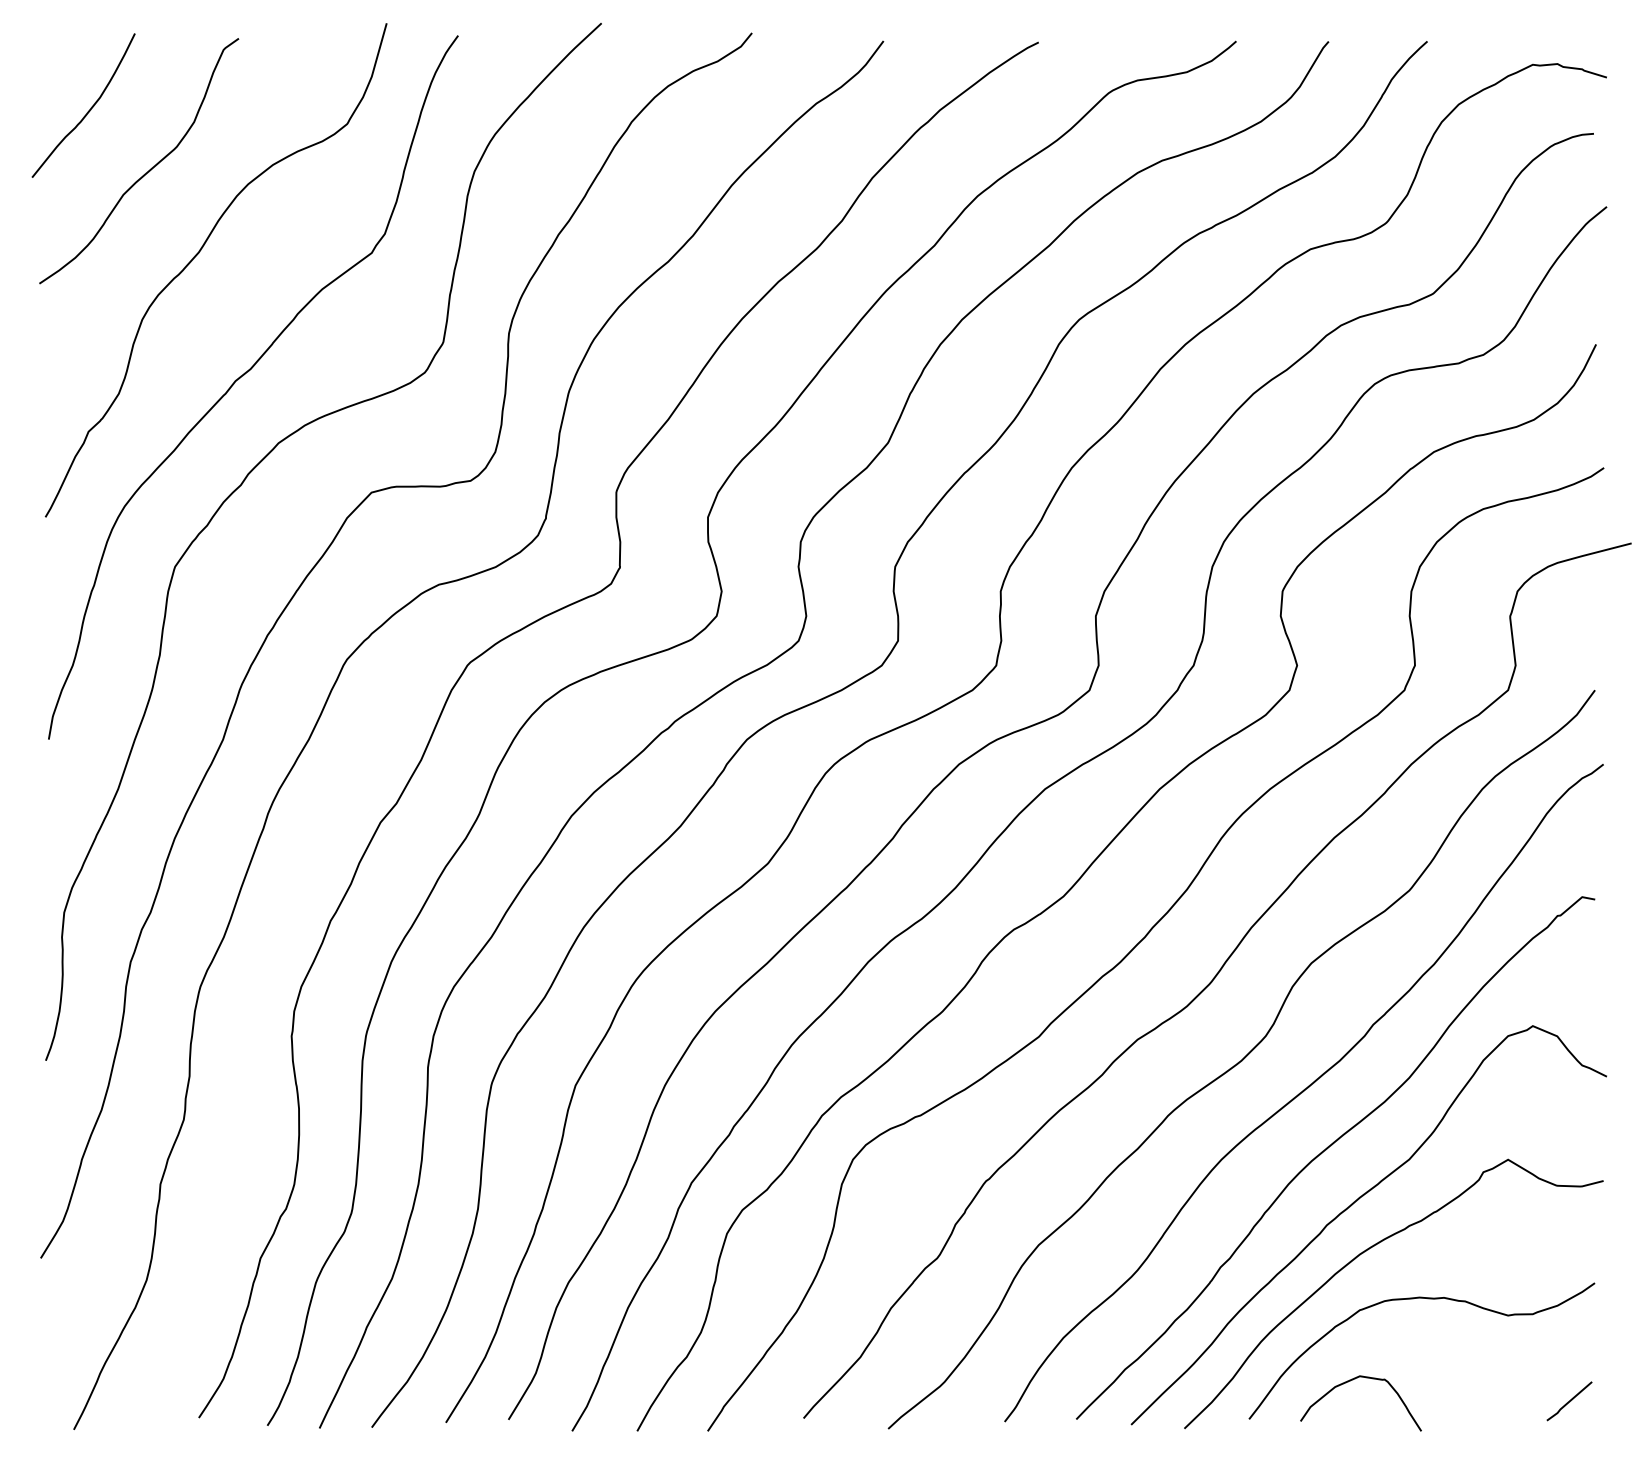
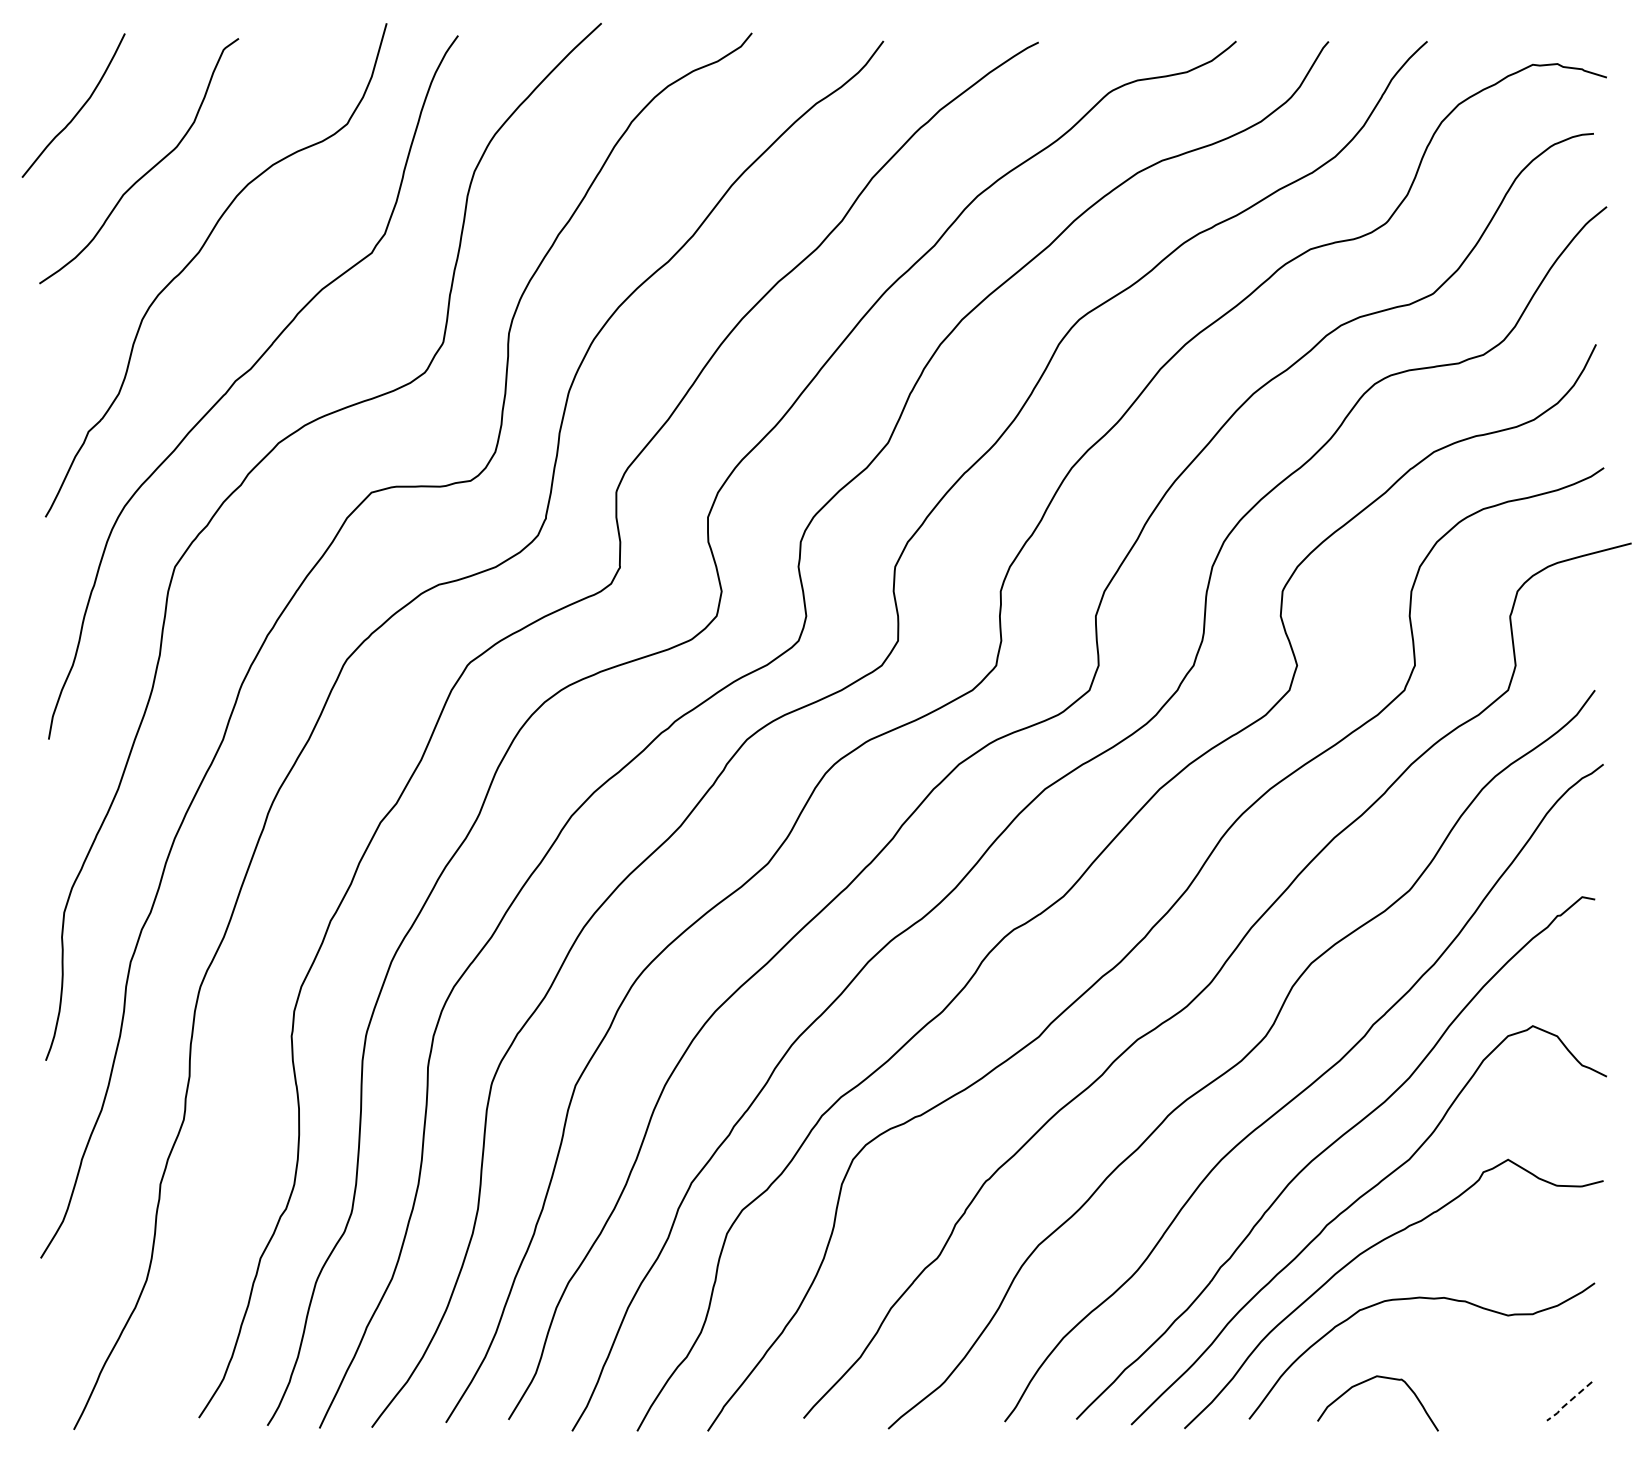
curve position: (88, 110) -> (78, 110) (78, 110)
curve position: (1350, 1381) -> (1367, 1381) (1367, 1381)
line: solid -> dashed (1568, 1402)
